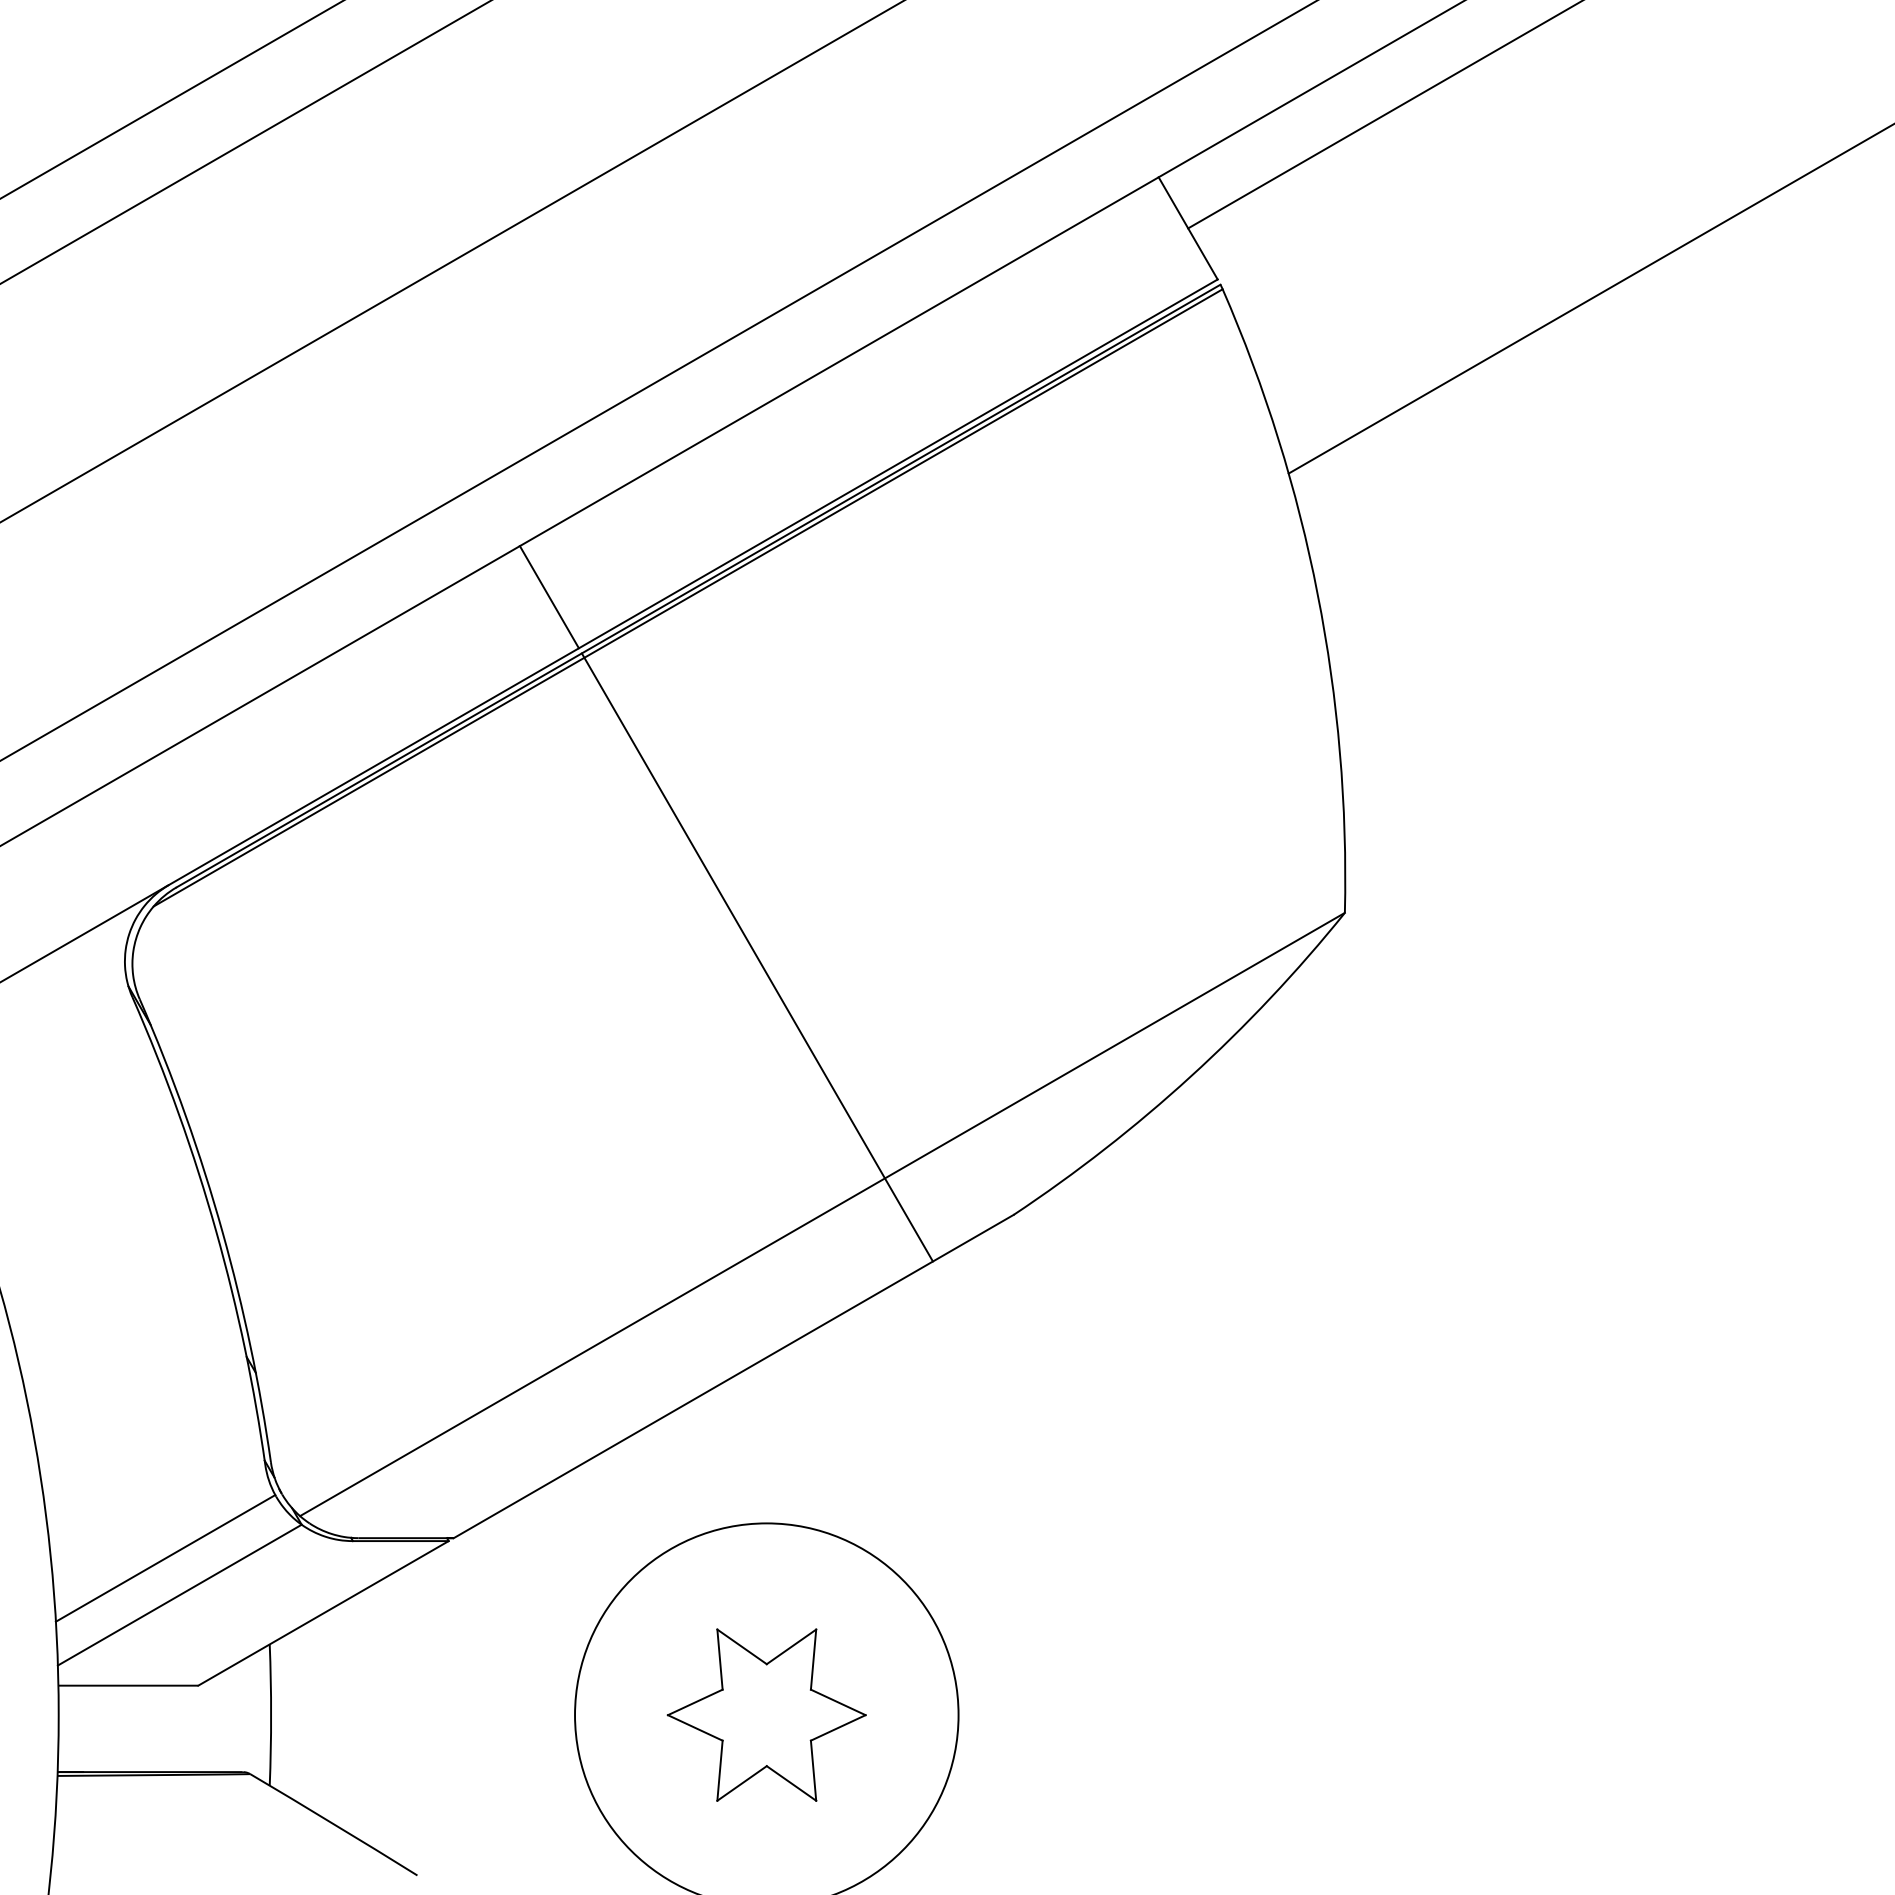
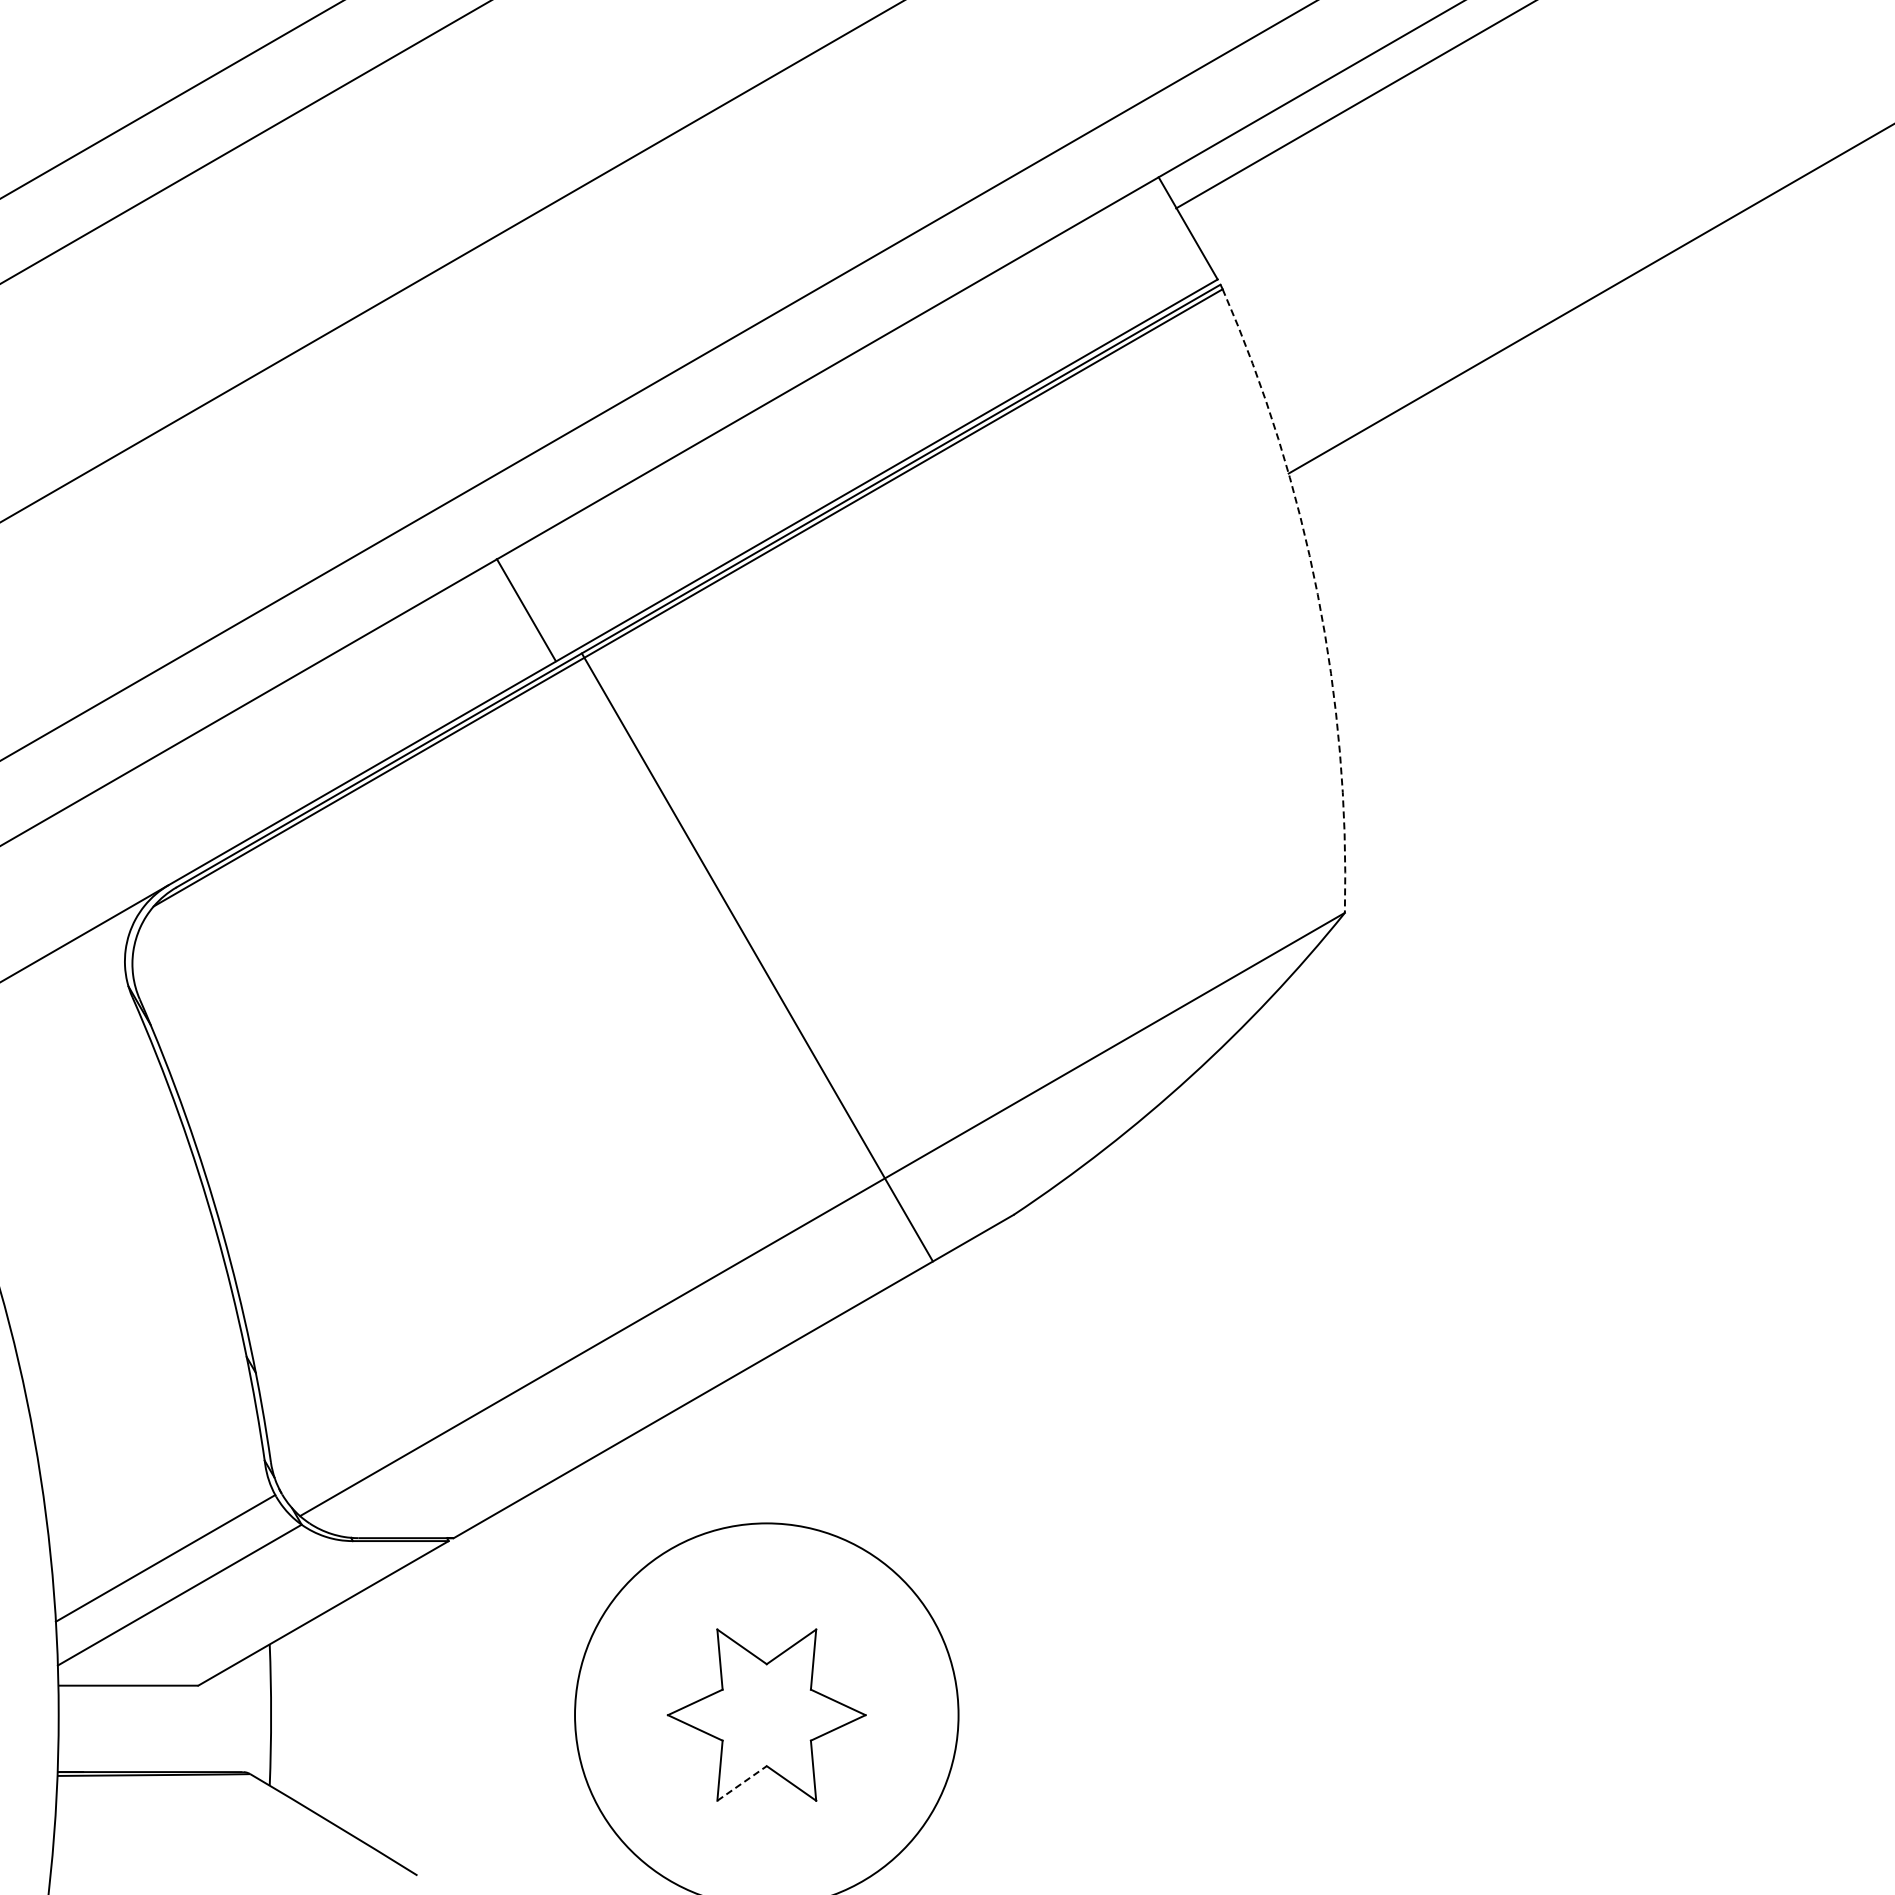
line position: (1383, 115) -> (1354, 105) (1354, 105)
arc: solid -> dashed (1317, 594)
line position: (548, 597) -> (525, 610) (525, 610)
line: solid -> dashed (742, 1783)
